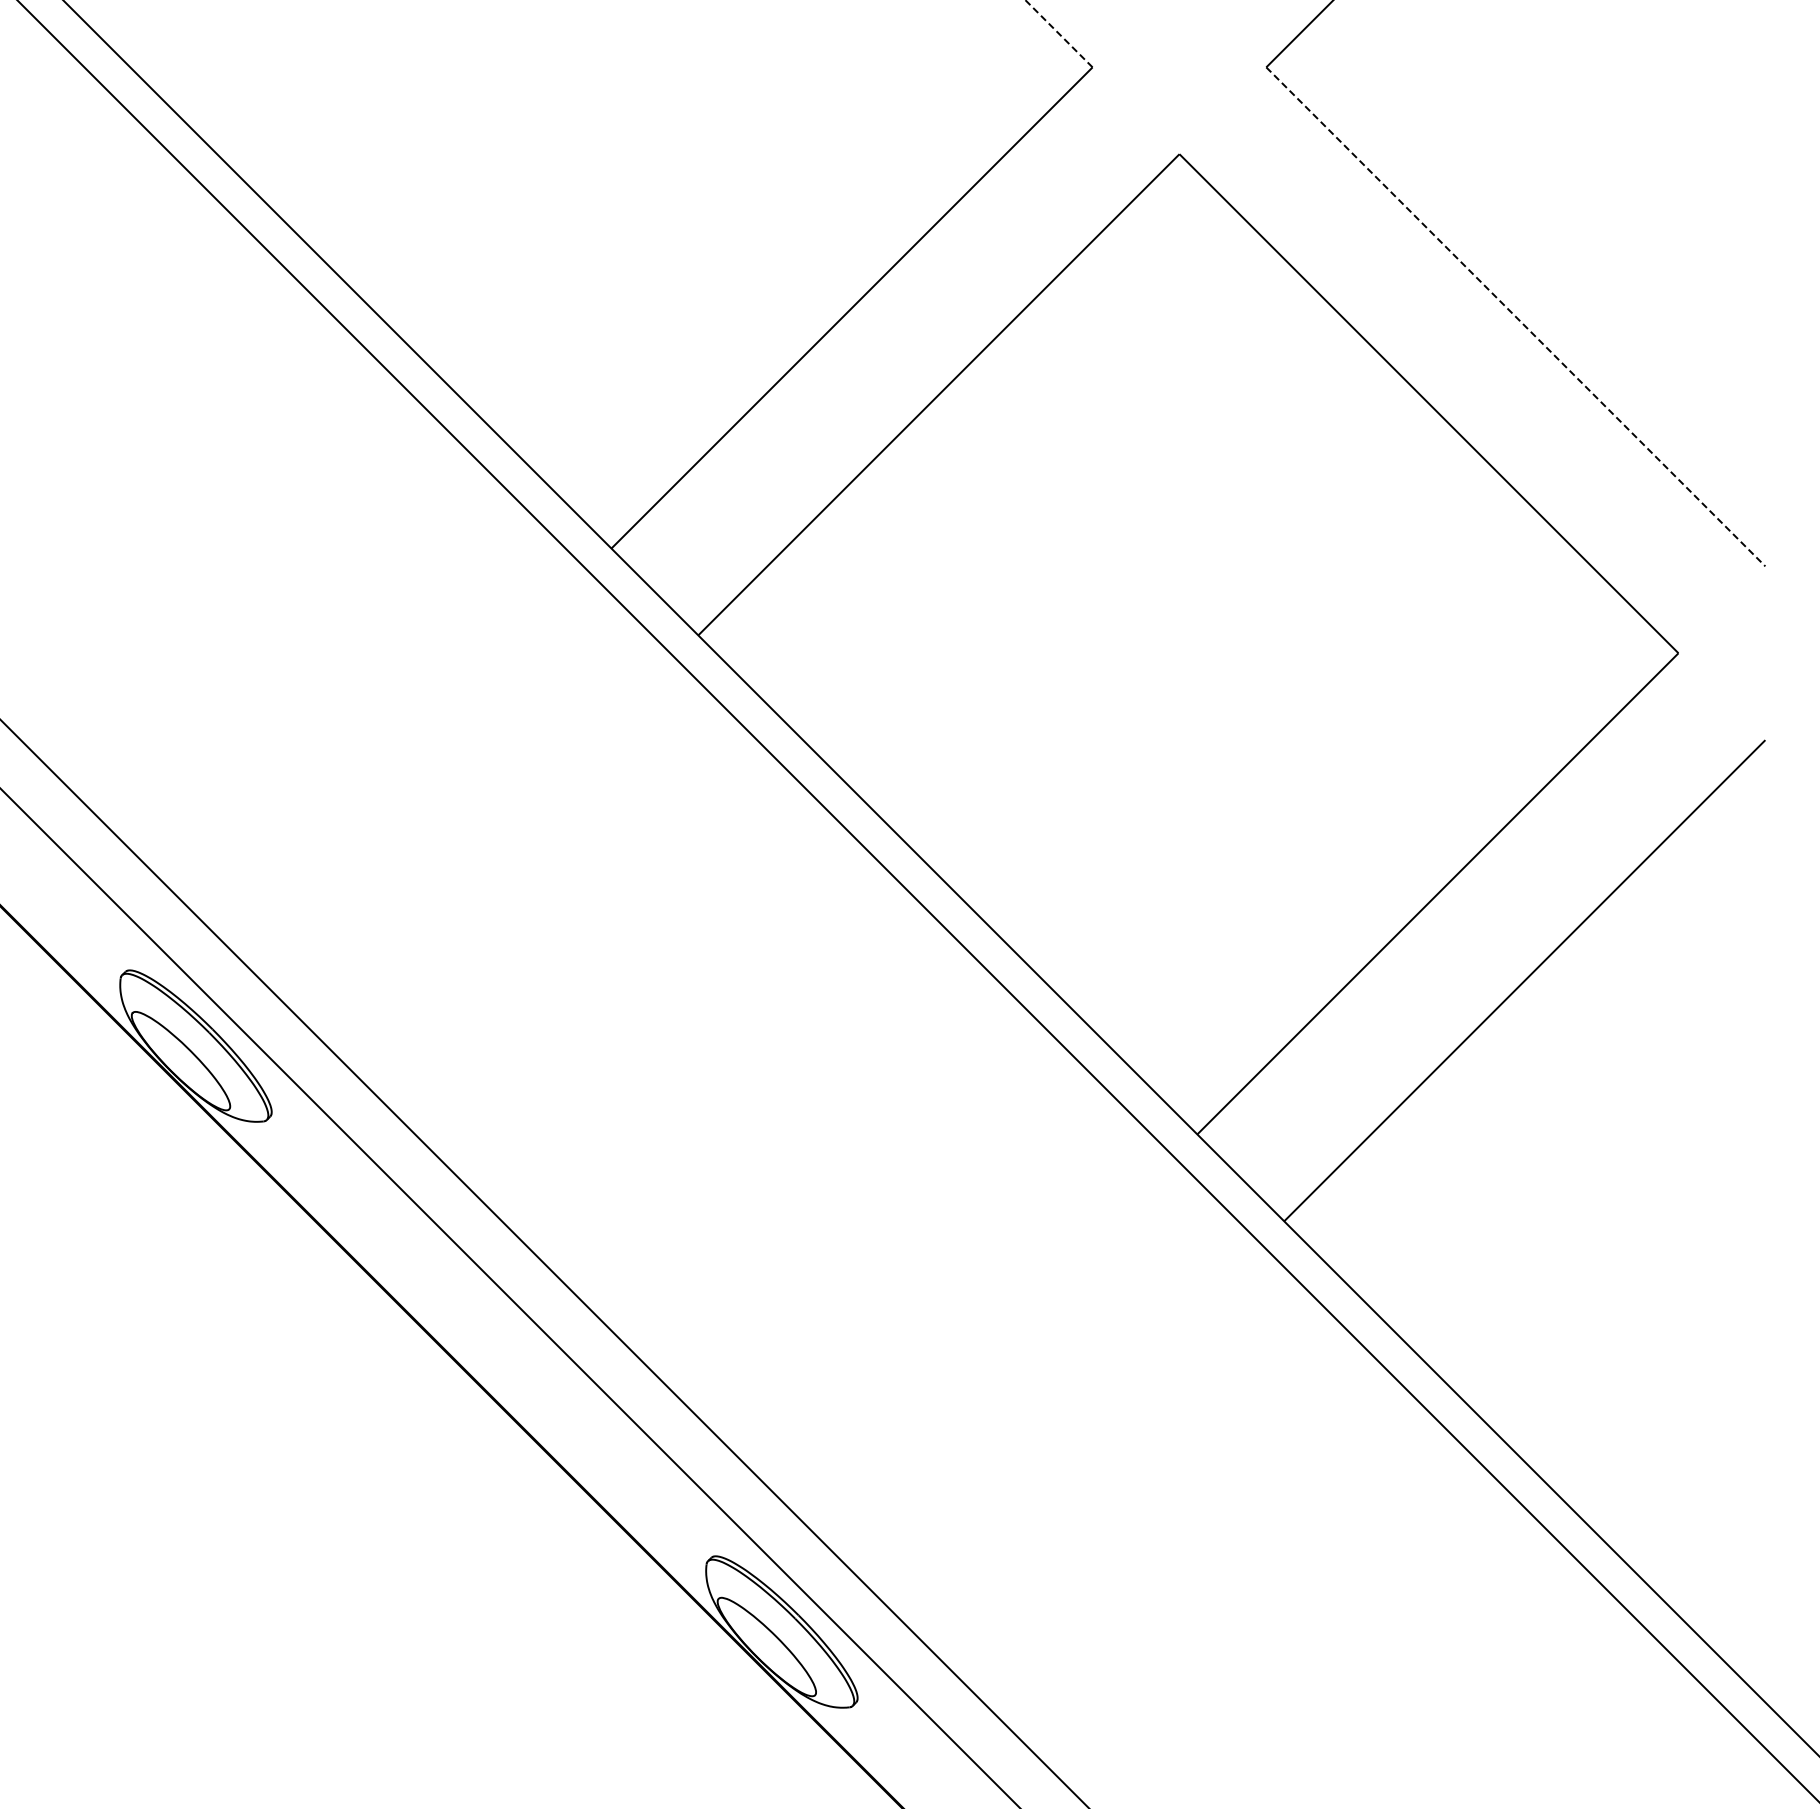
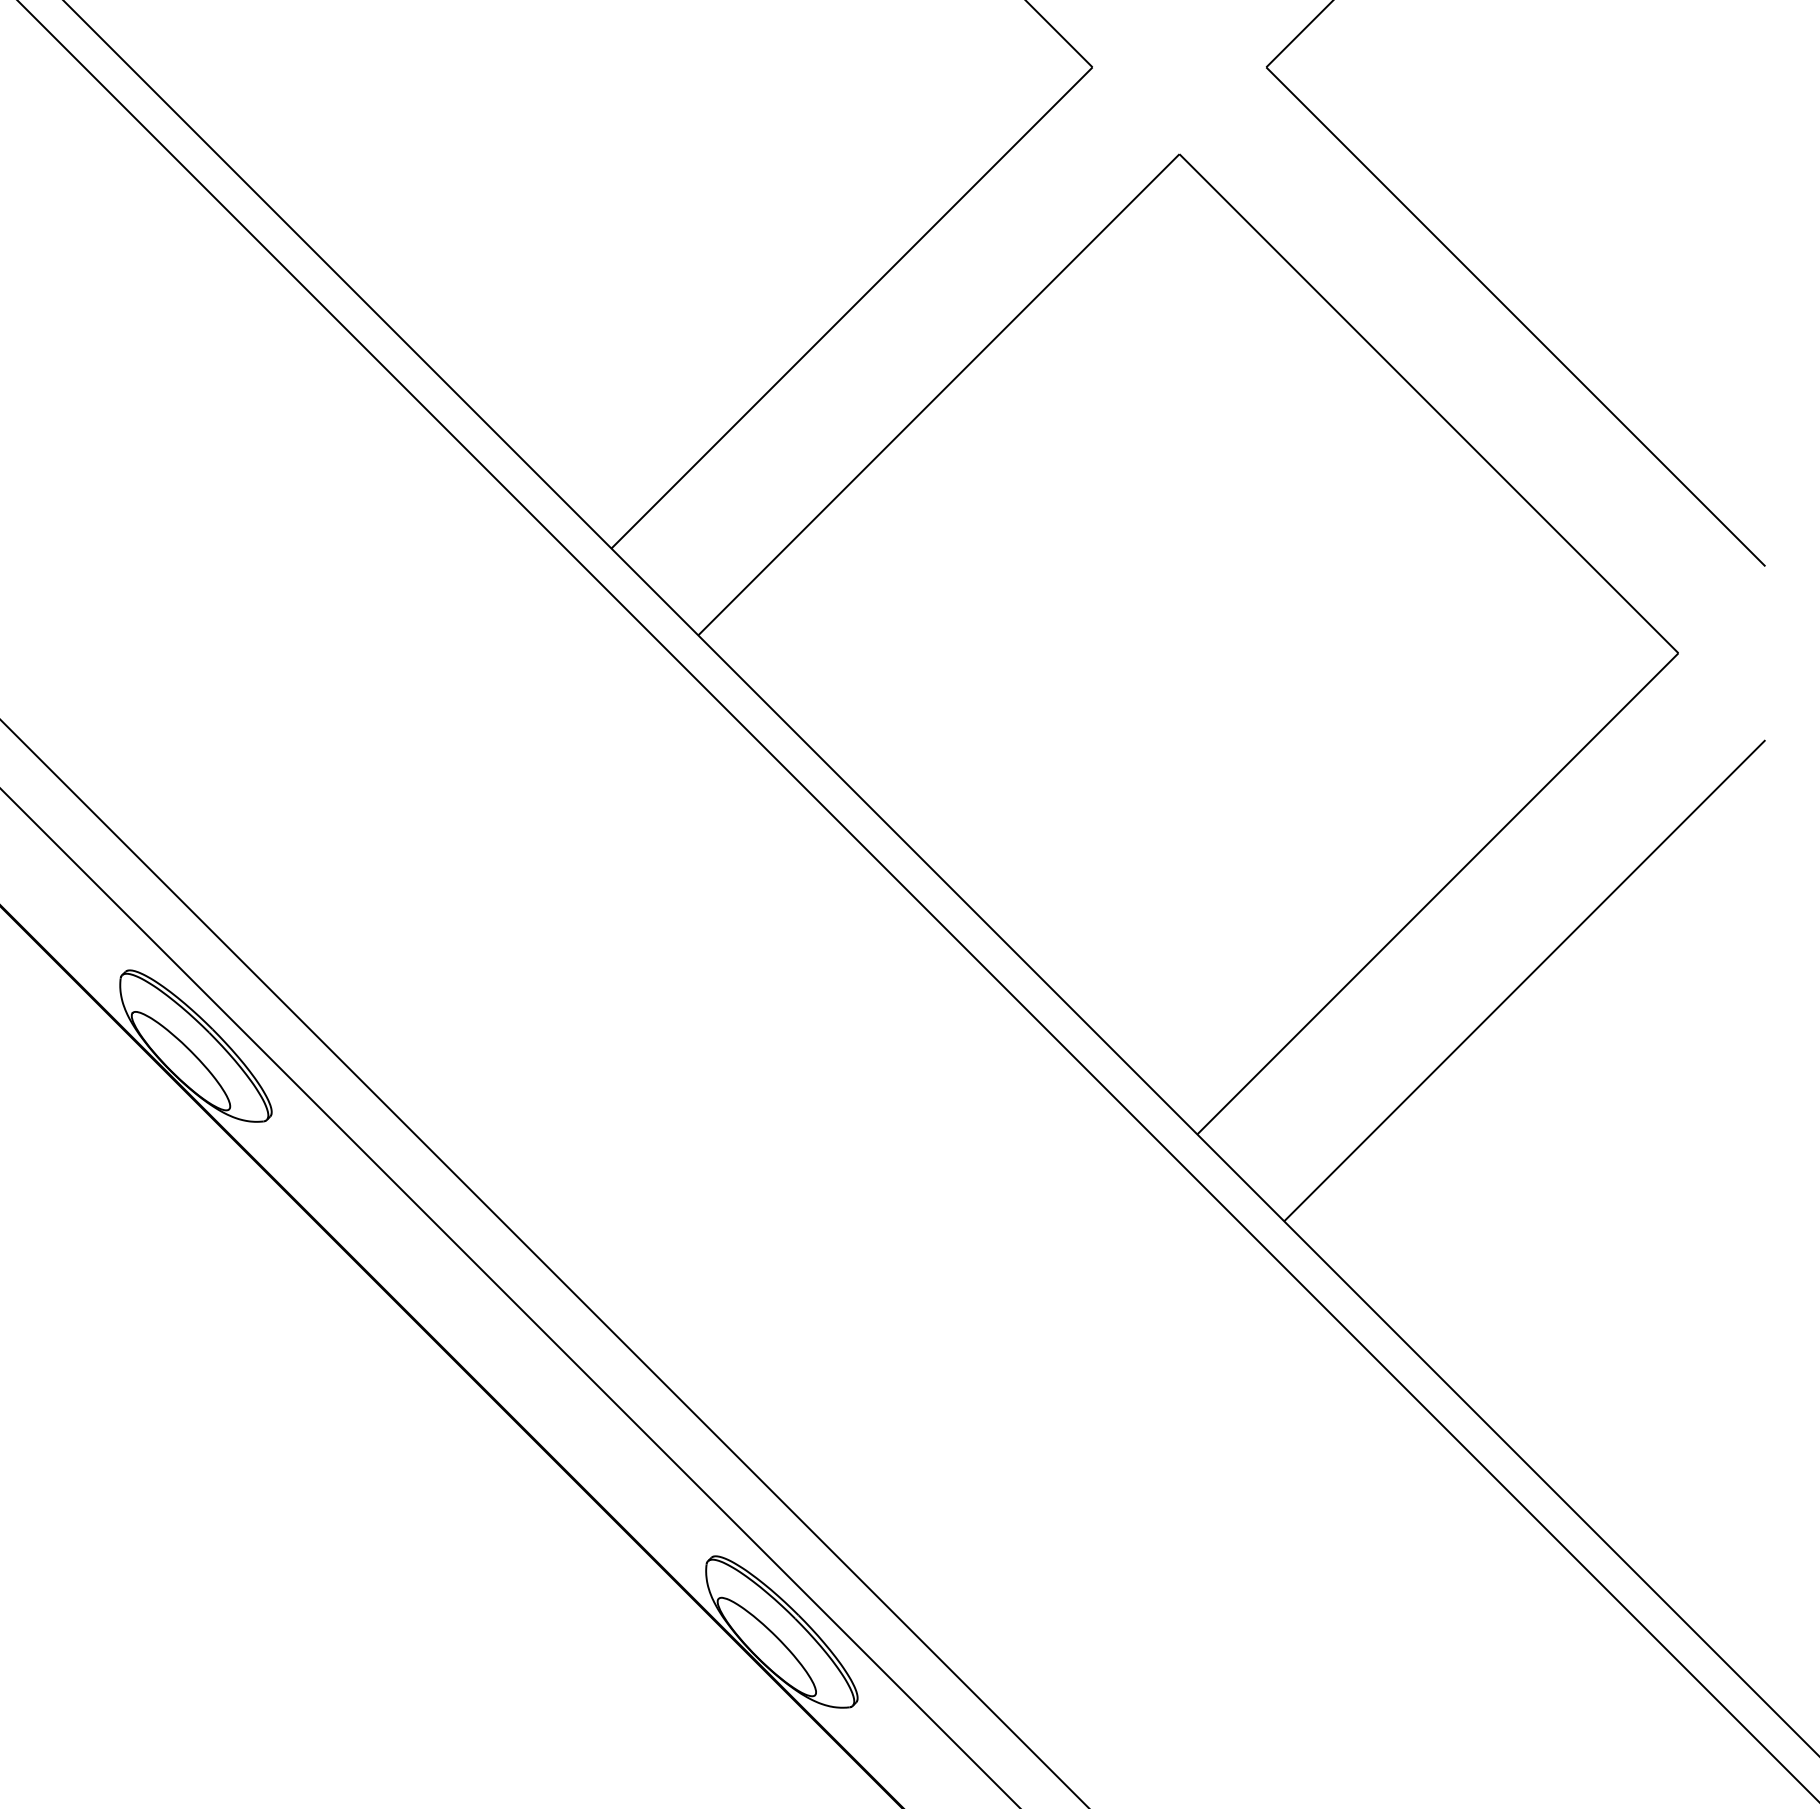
line: dashed -> solid (1058, 33)
line: dashed -> solid (1515, 316)
